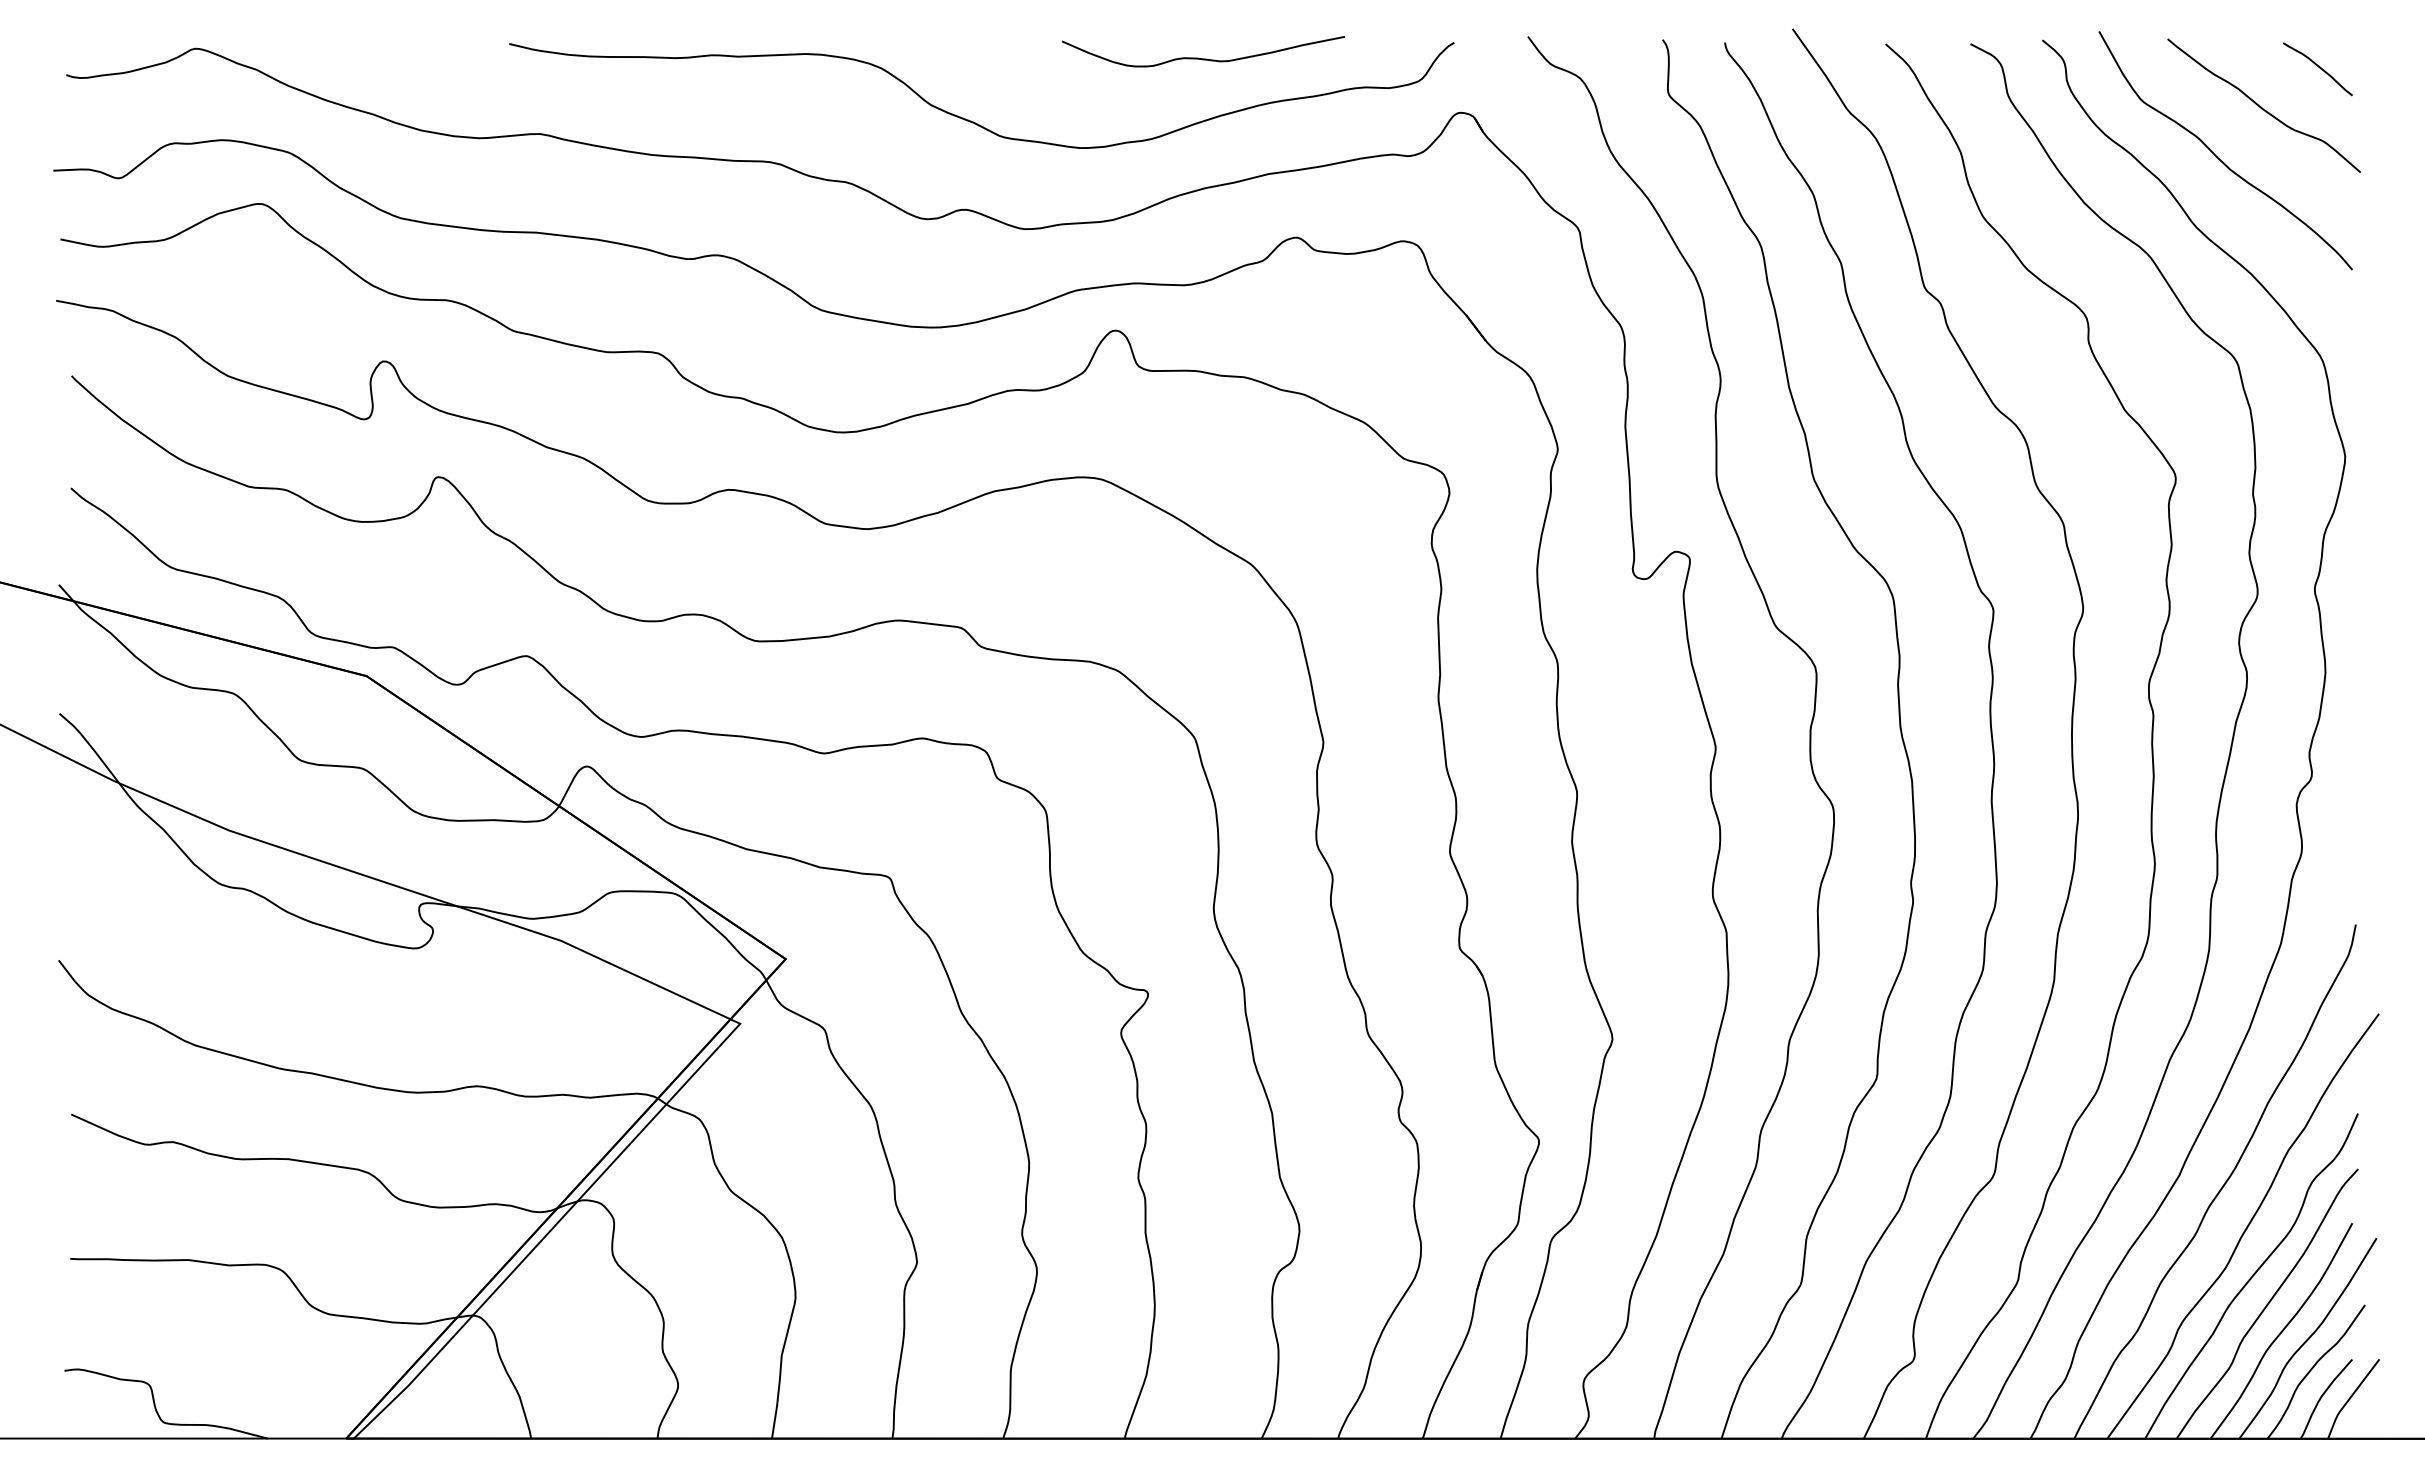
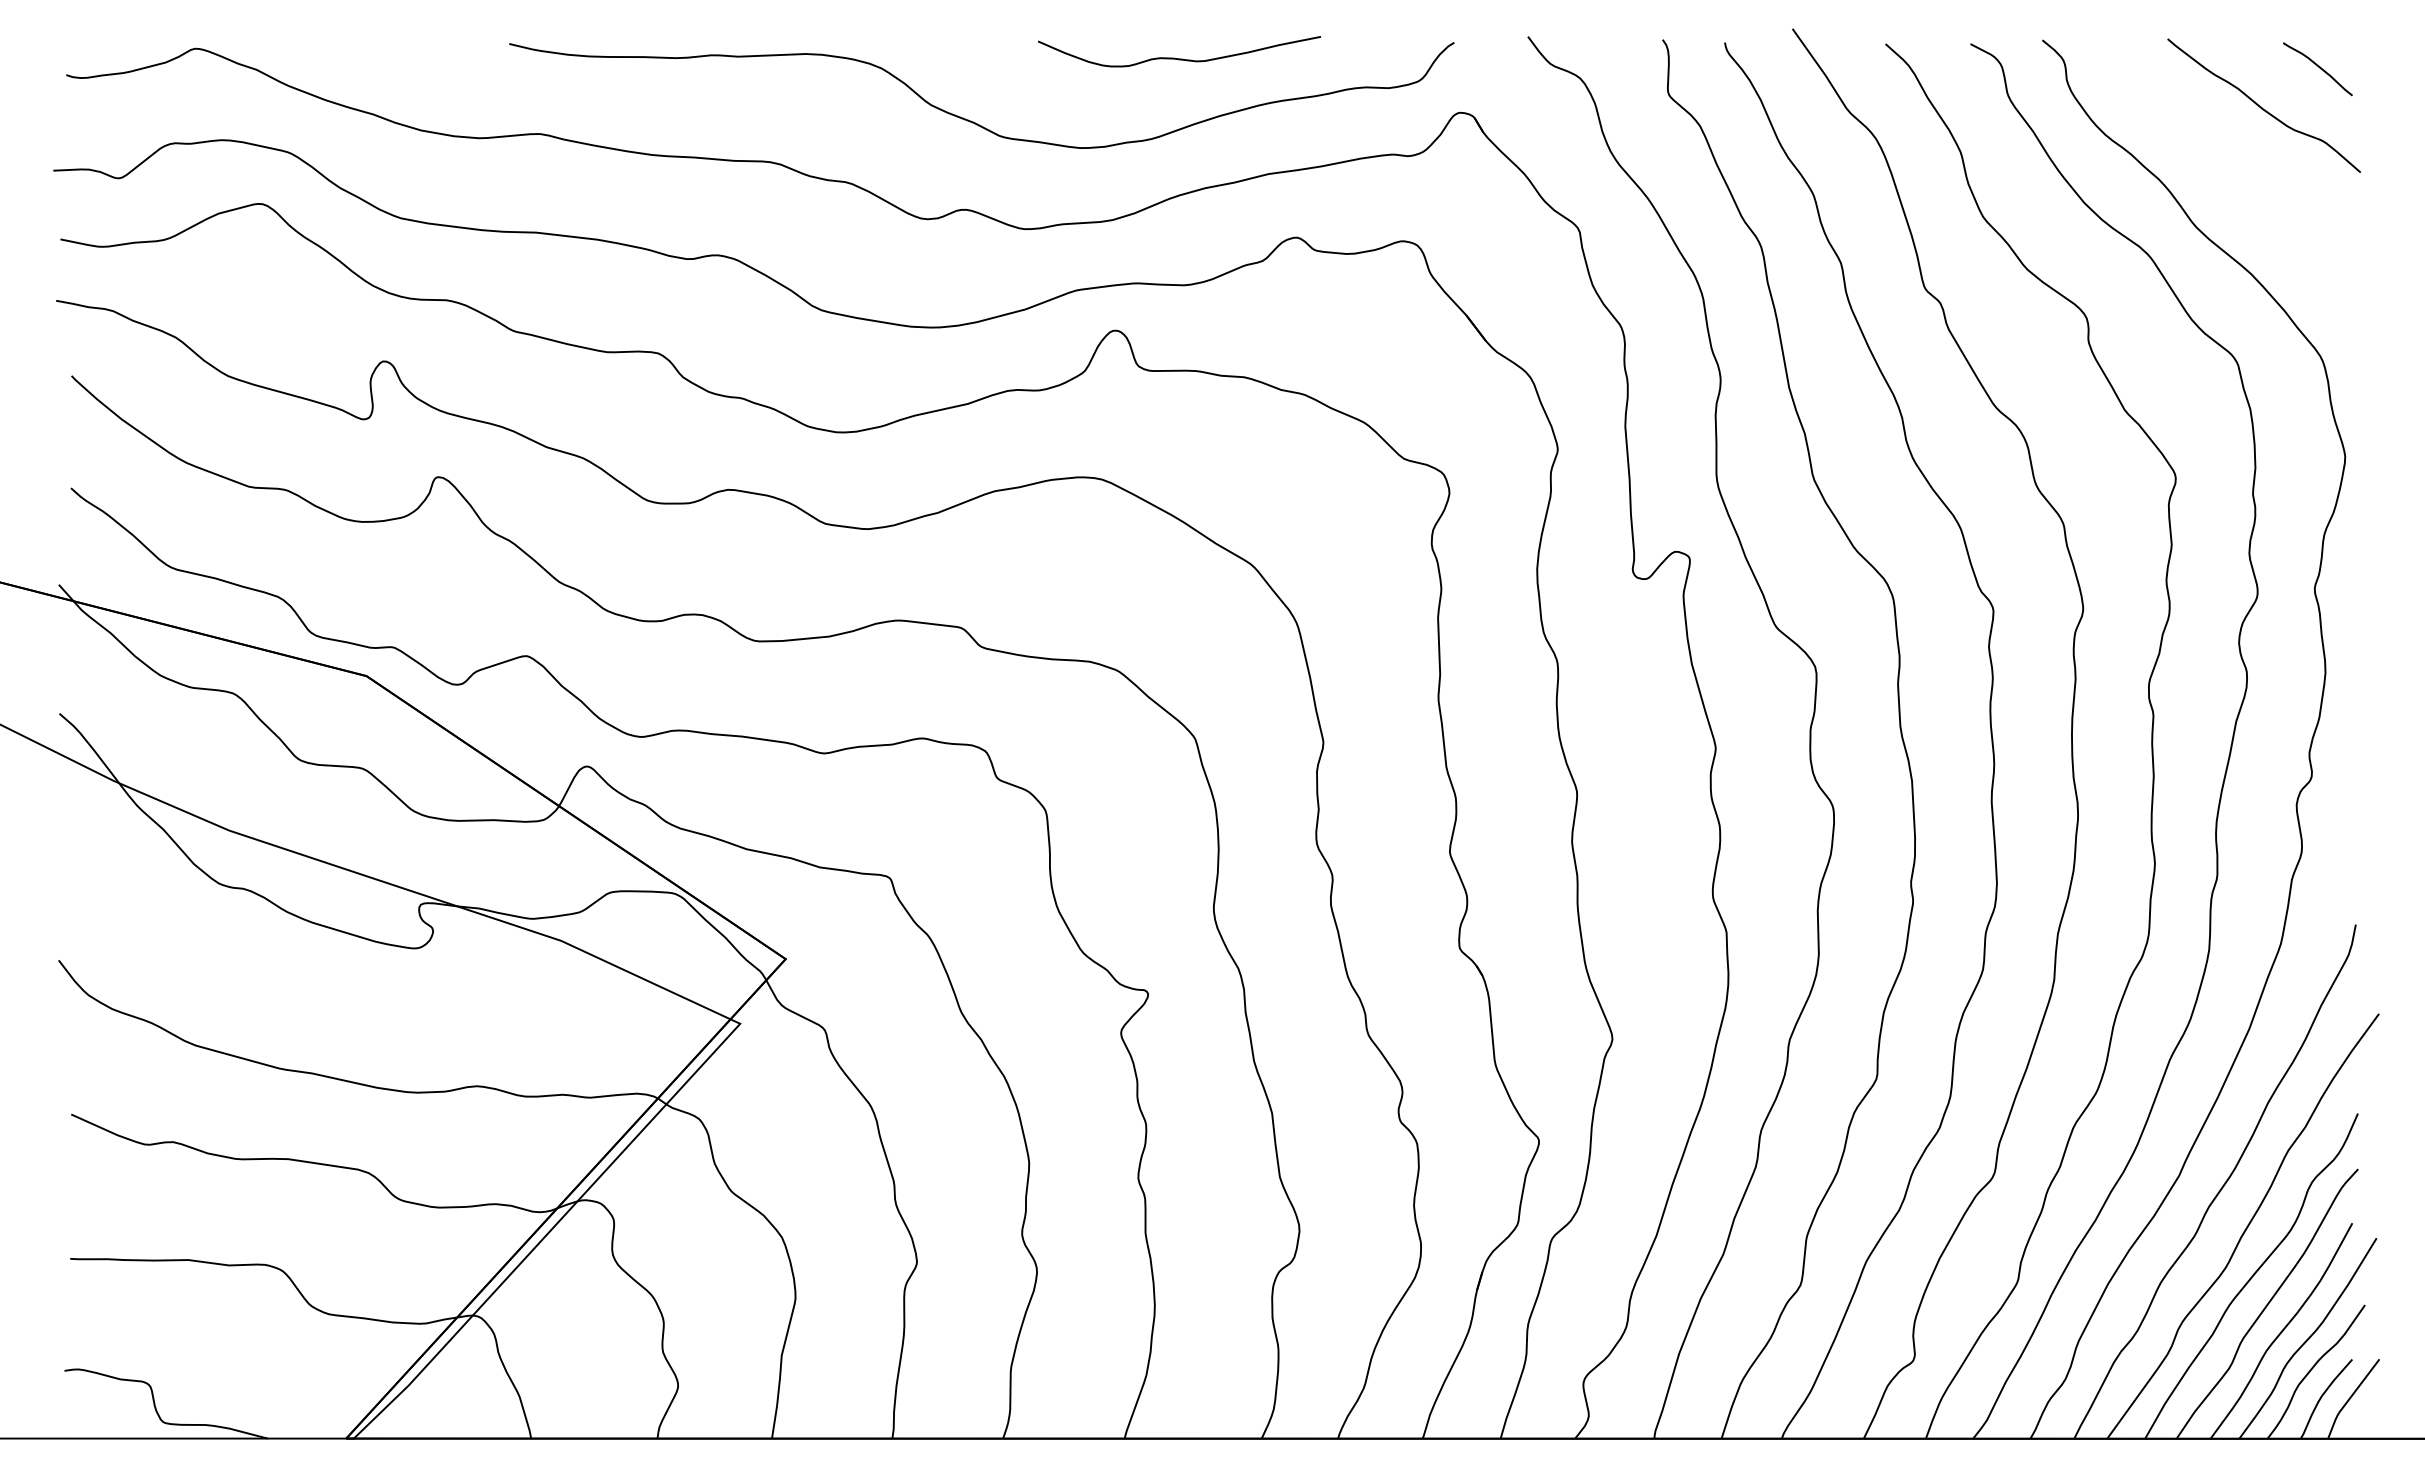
curve position: (1203, 58) -> (1179, 58) (1179, 58)
curve: present -> none (2218, 157)
